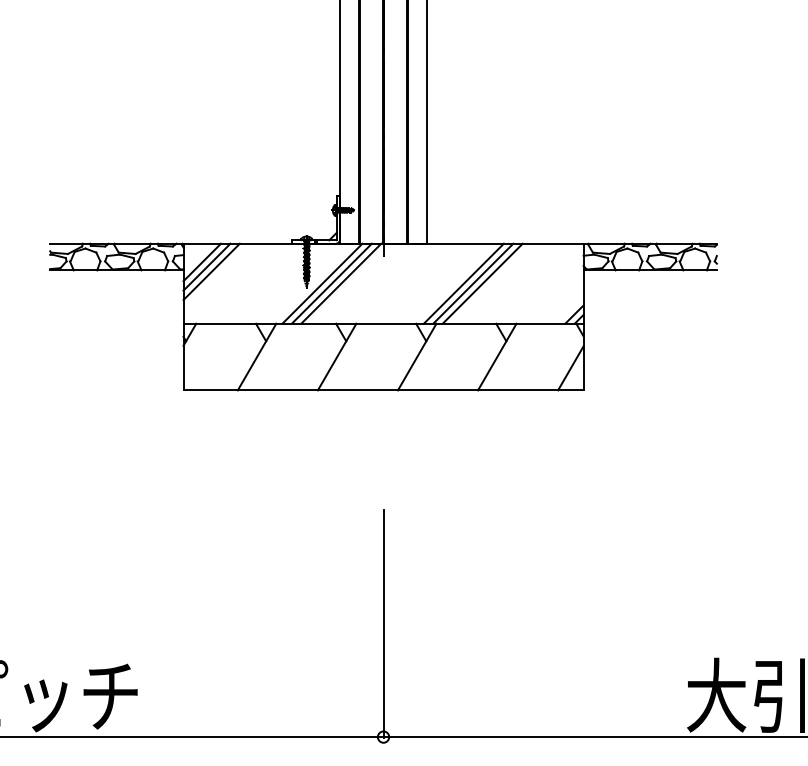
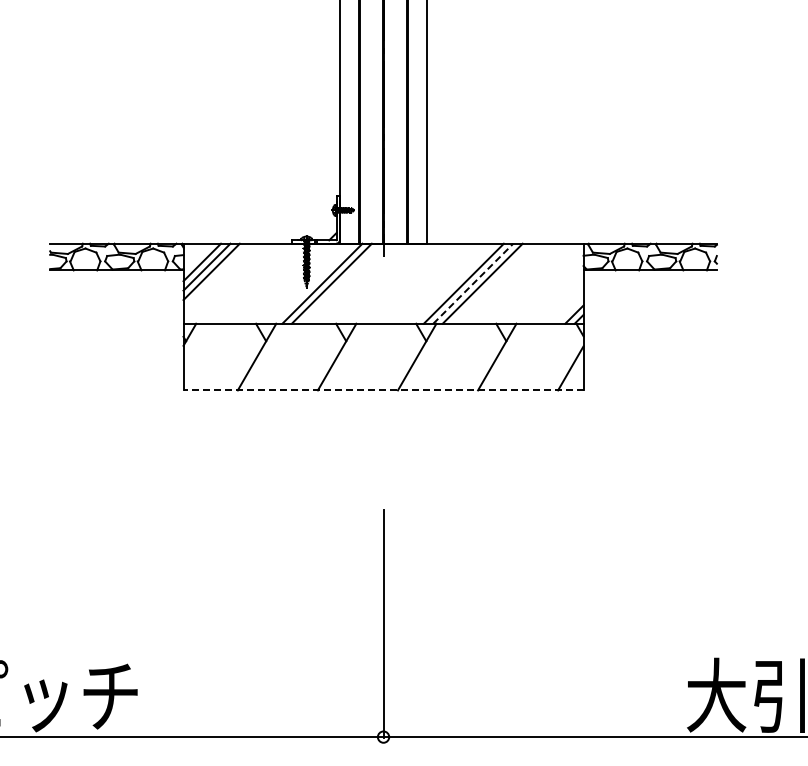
line: present -> none (341, 283)
line: solid -> dashed (473, 283)
line: solid -> dashed (383, 390)
